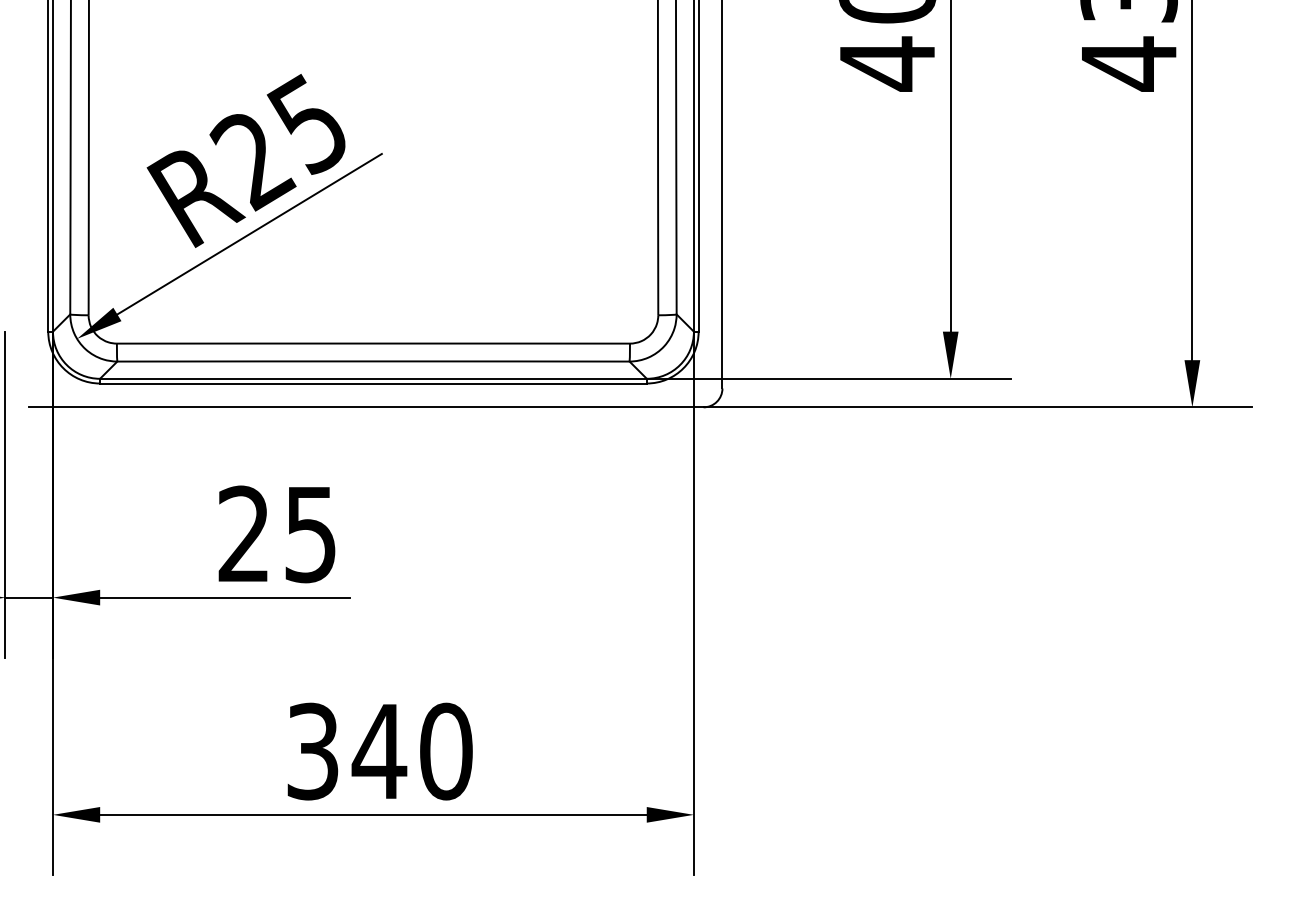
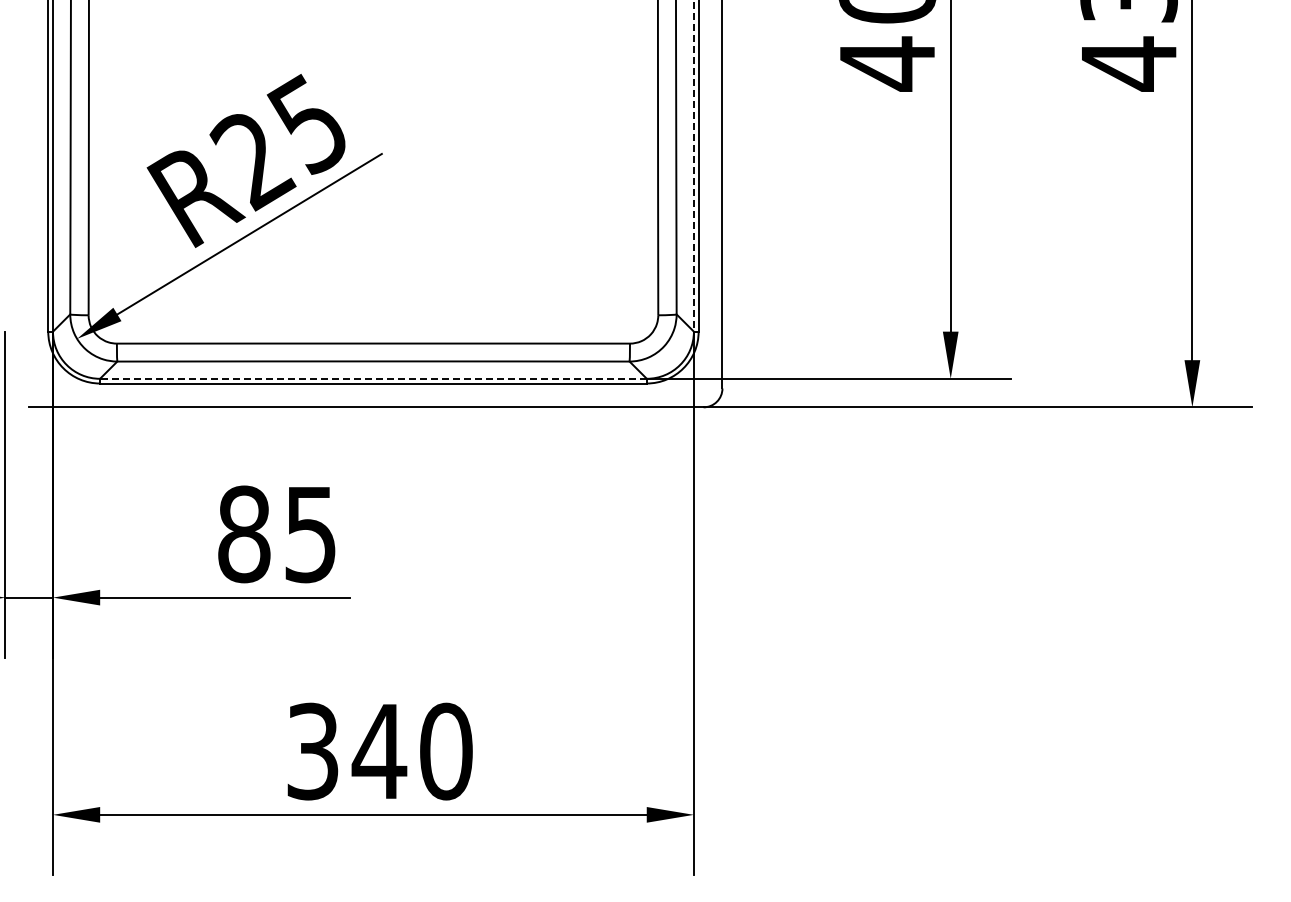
line: solid -> dashed (693, 166)
line: solid -> dashed (372, 378)
text: 25 -> 85 (244, 534)
